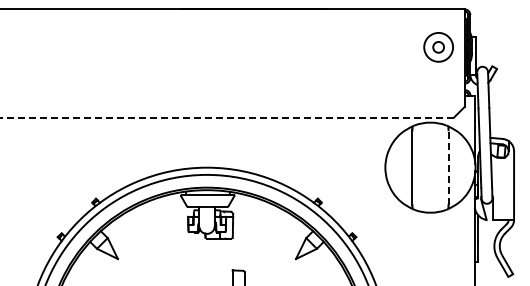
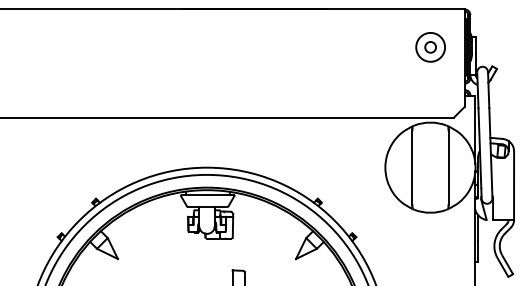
part position: (438, 47) -> (430, 47) (430, 47)
line: dashed -> solid (226, 117)
line: dashed -> solid (448, 167)
